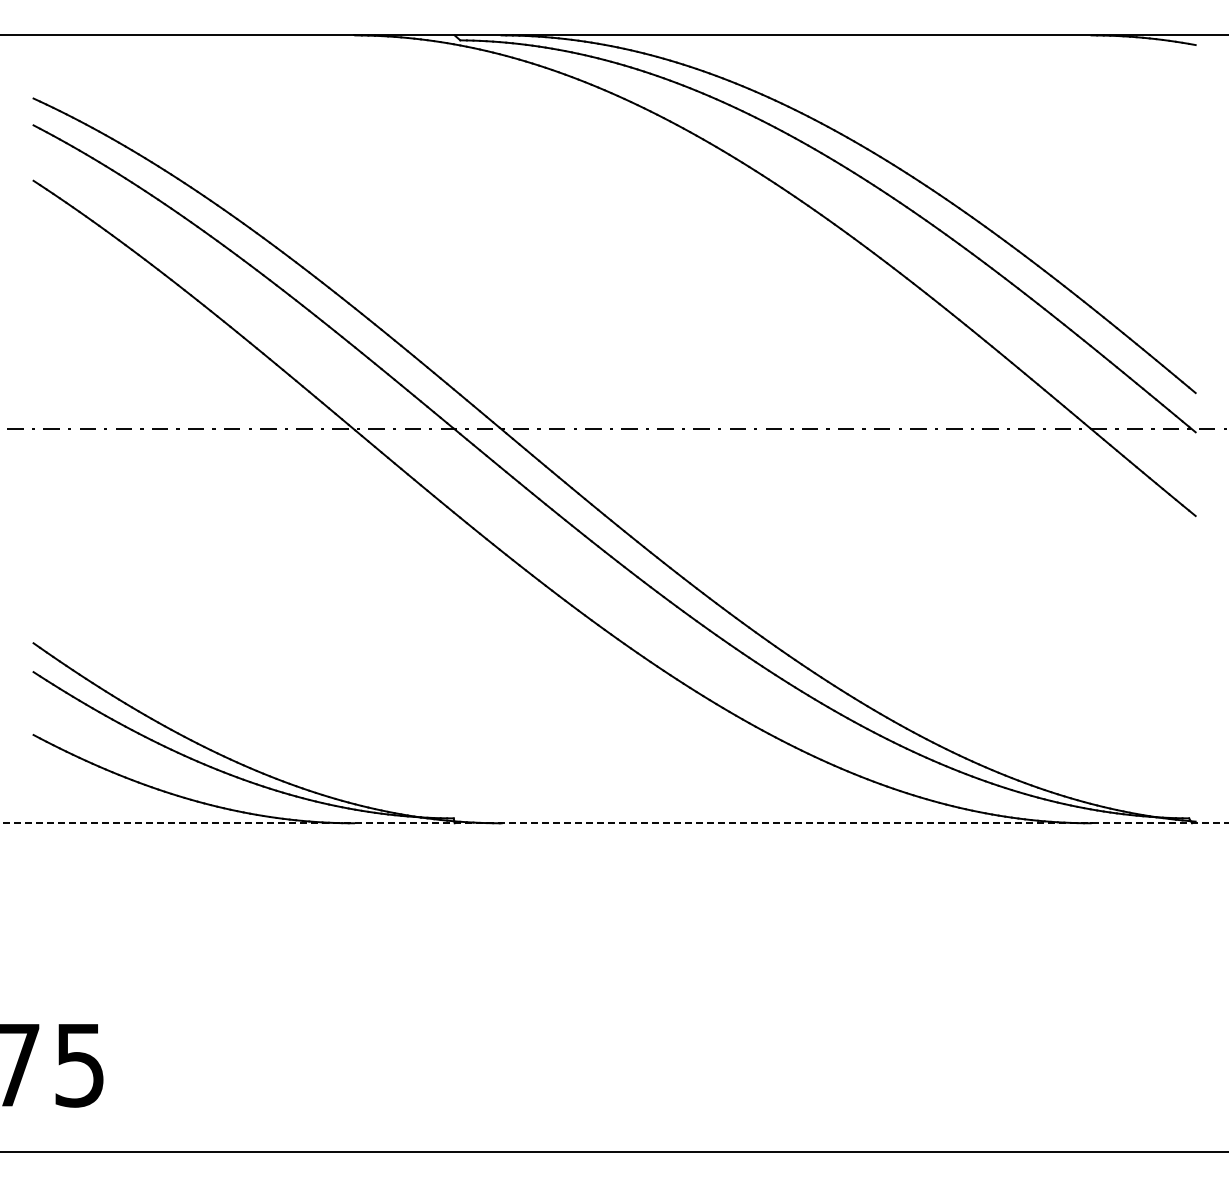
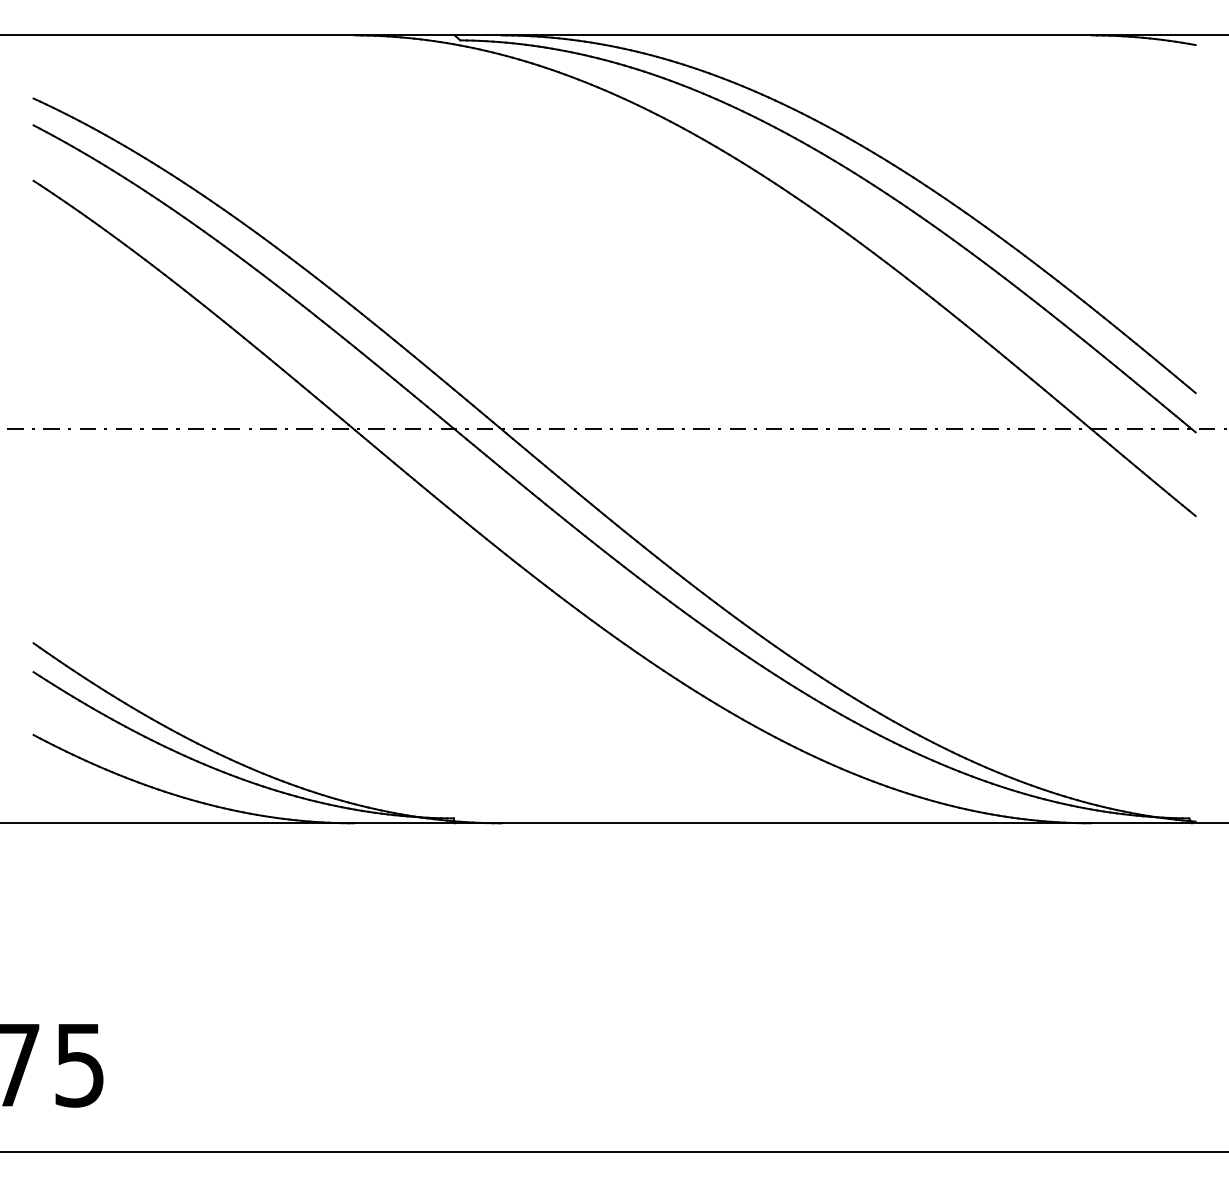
line: dashed -> solid (614, 823)
